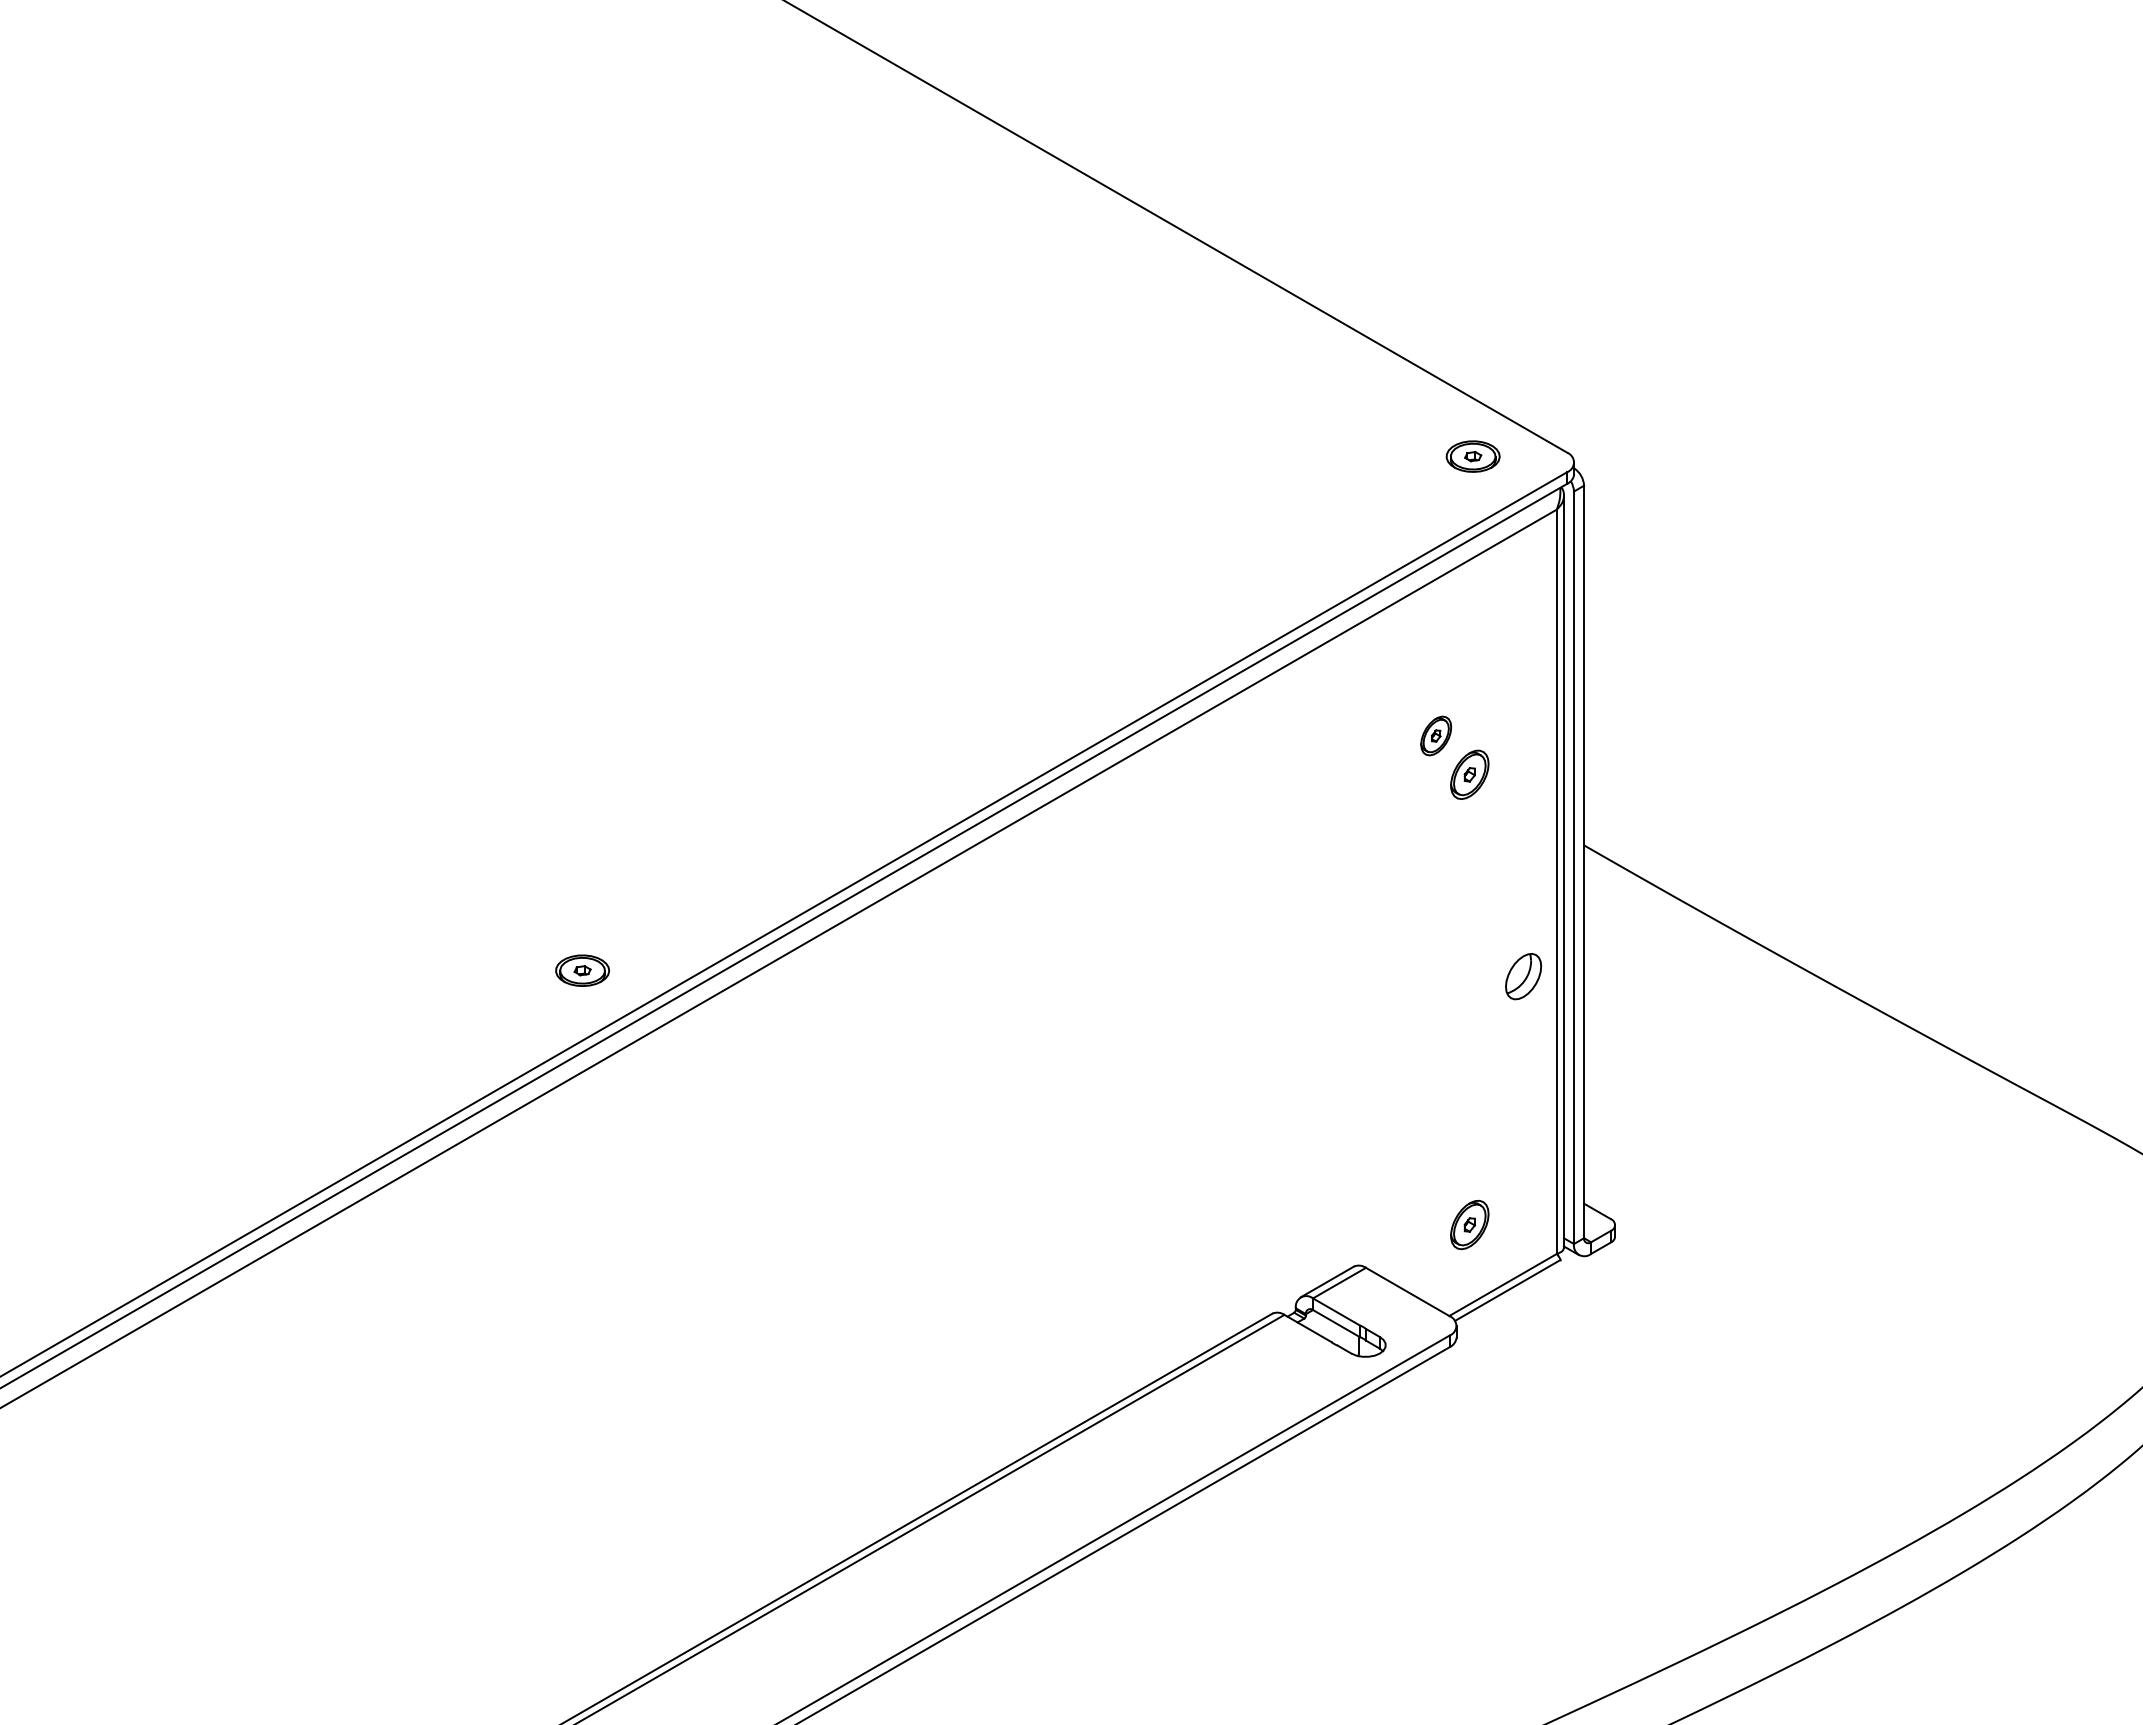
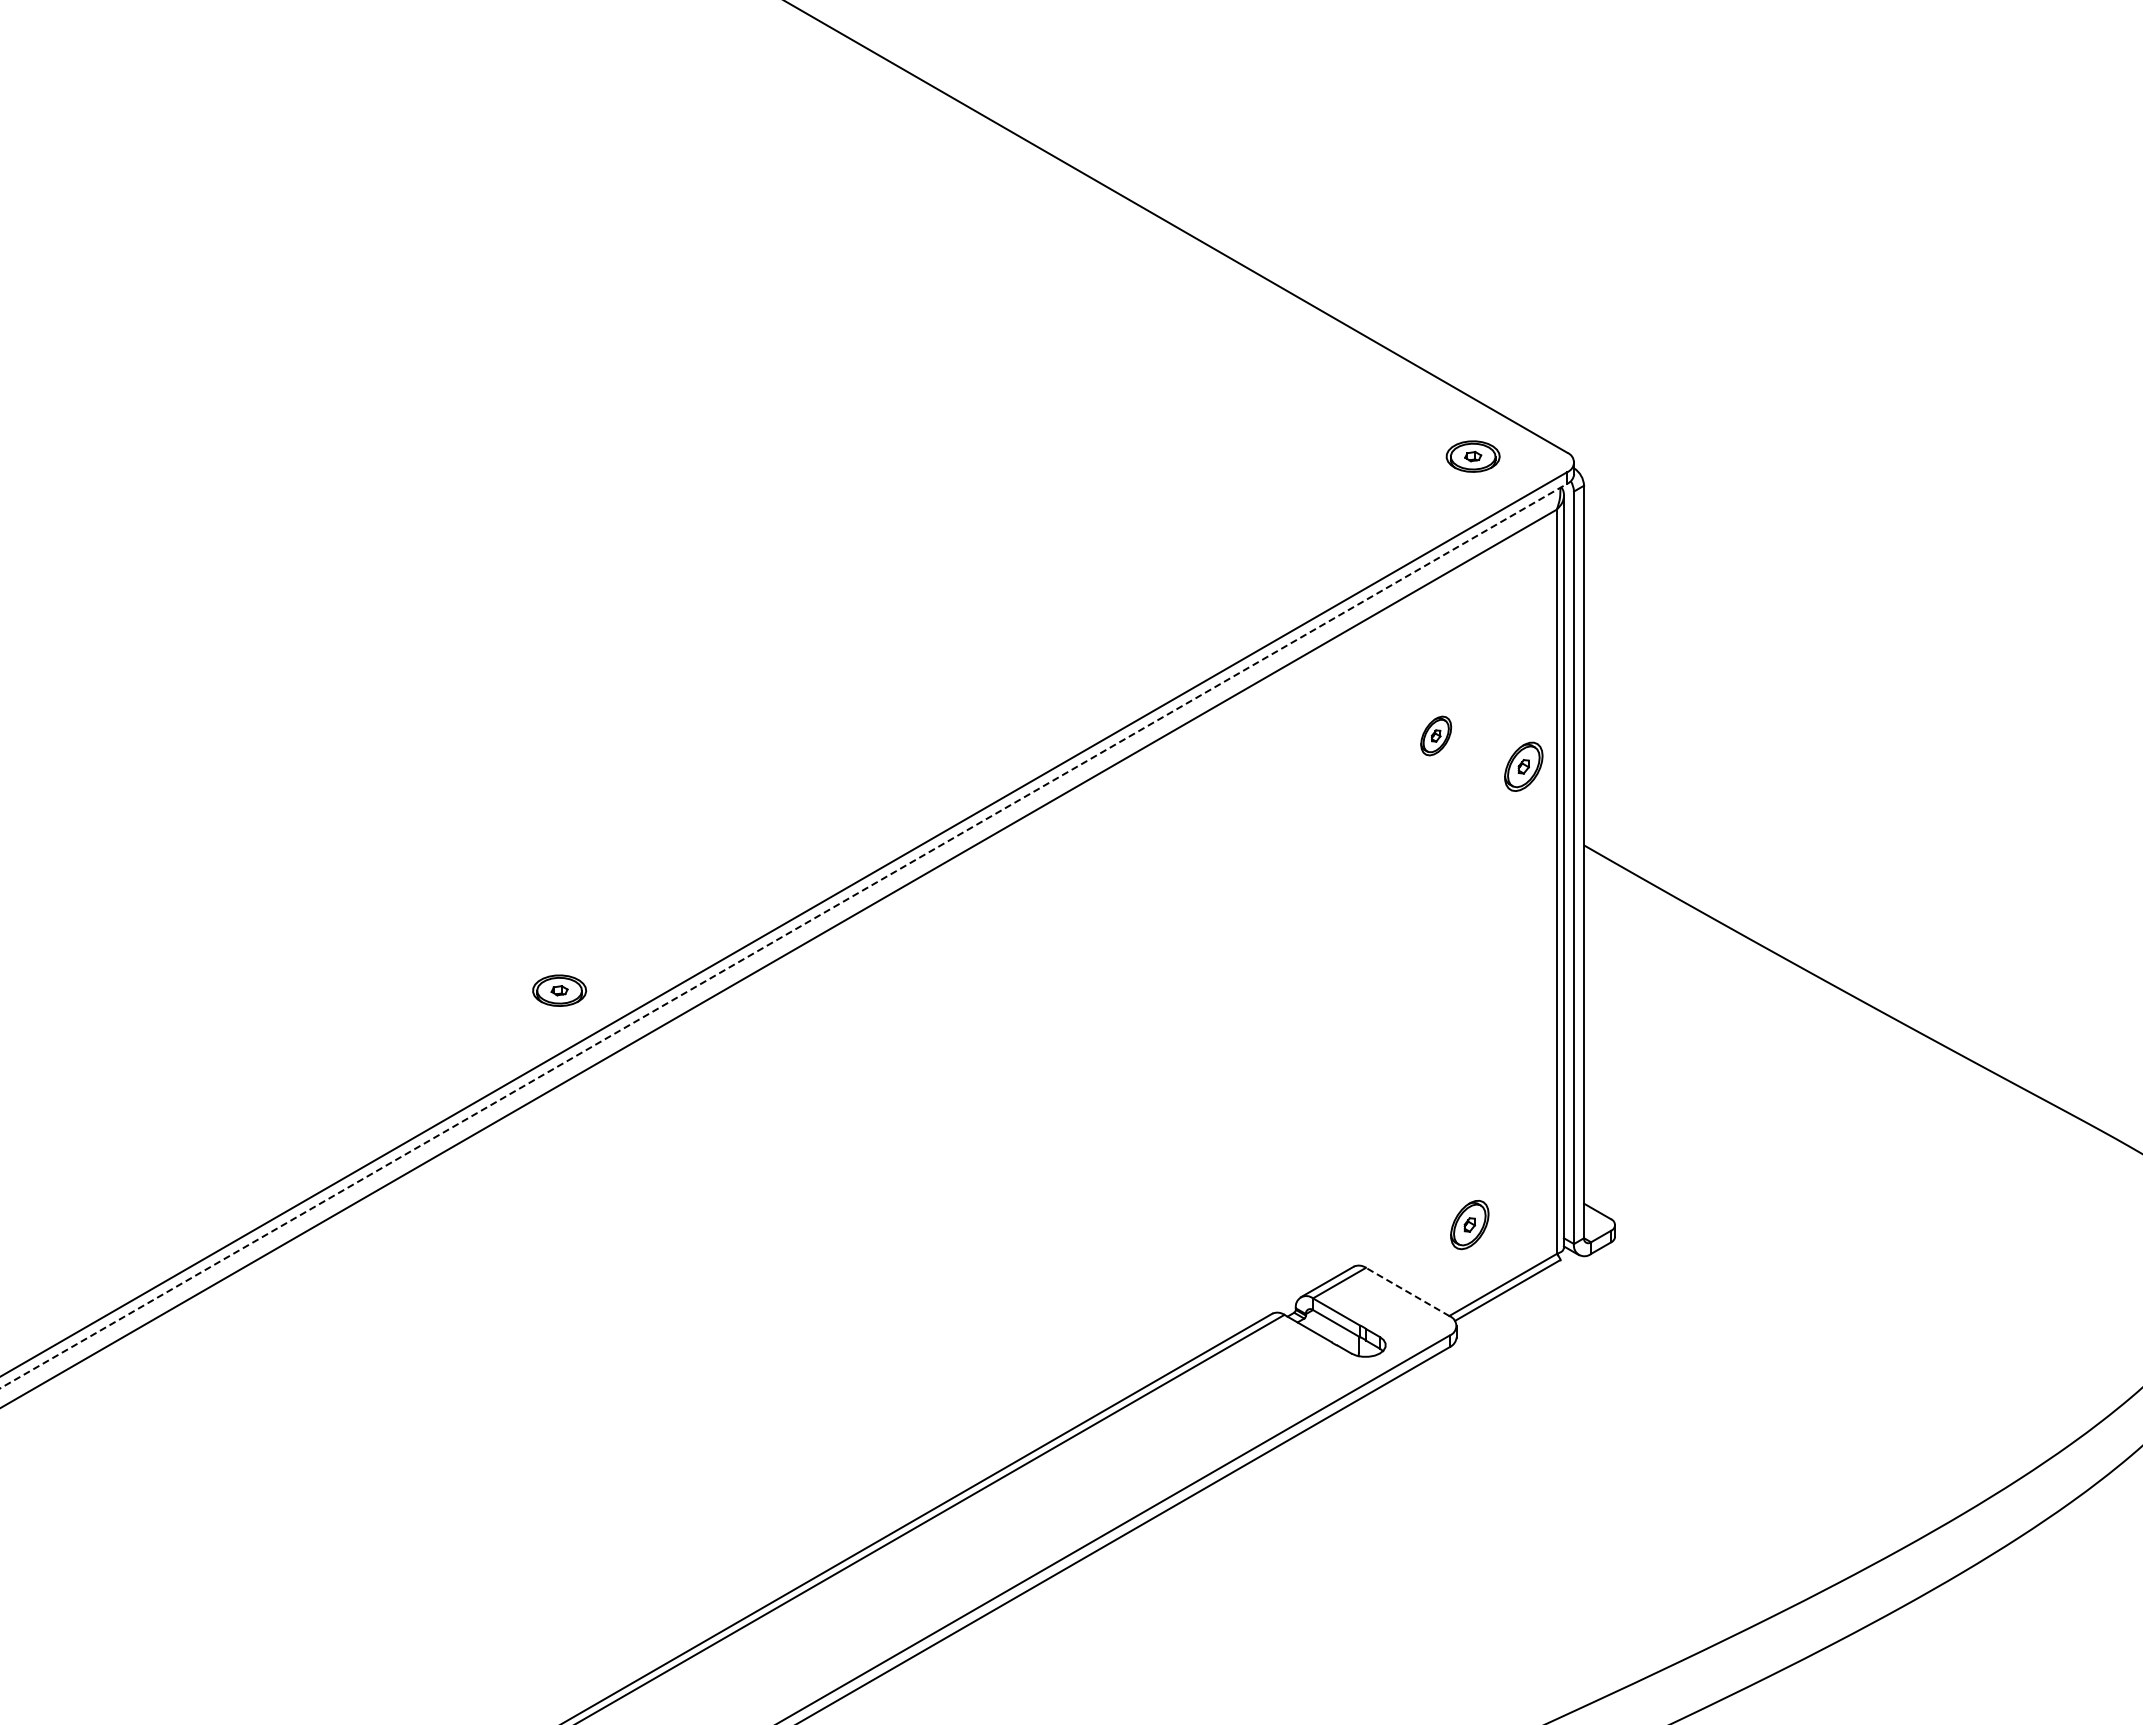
part position: (1469, 774) -> (1523, 766) (1523, 766)
line: solid -> dashed (783, 936)
part position: (582, 970) -> (559, 990) (559, 990)
part: present -> none (1523, 976)
line: solid -> dashed (1407, 1291)
